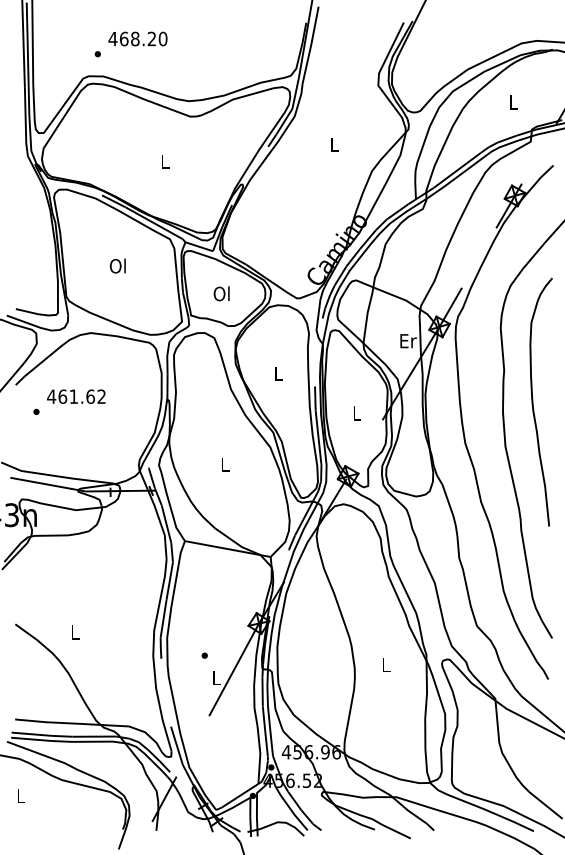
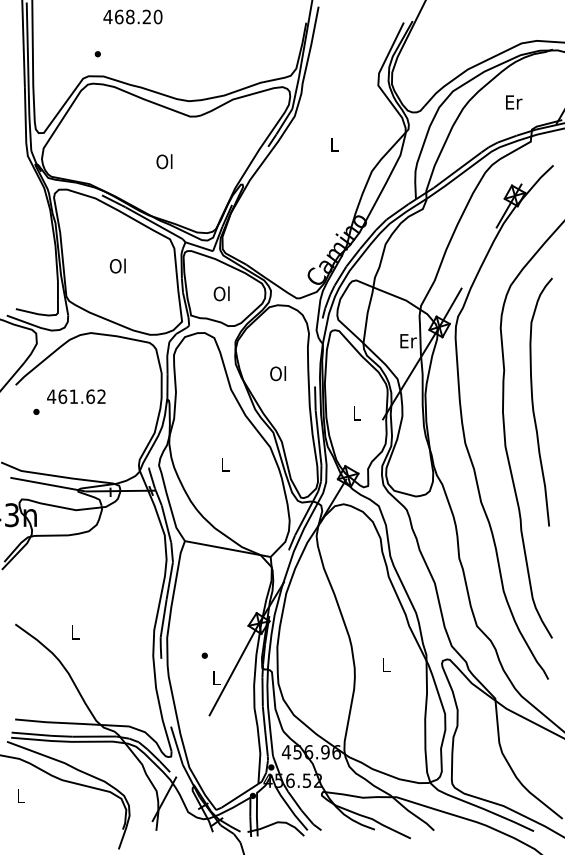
text position: (137, 38) -> (132, 16) (132, 16)
text: L -> Er (514, 102)
text: L -> Ol (164, 161)
text: L -> Ol (278, 373)
